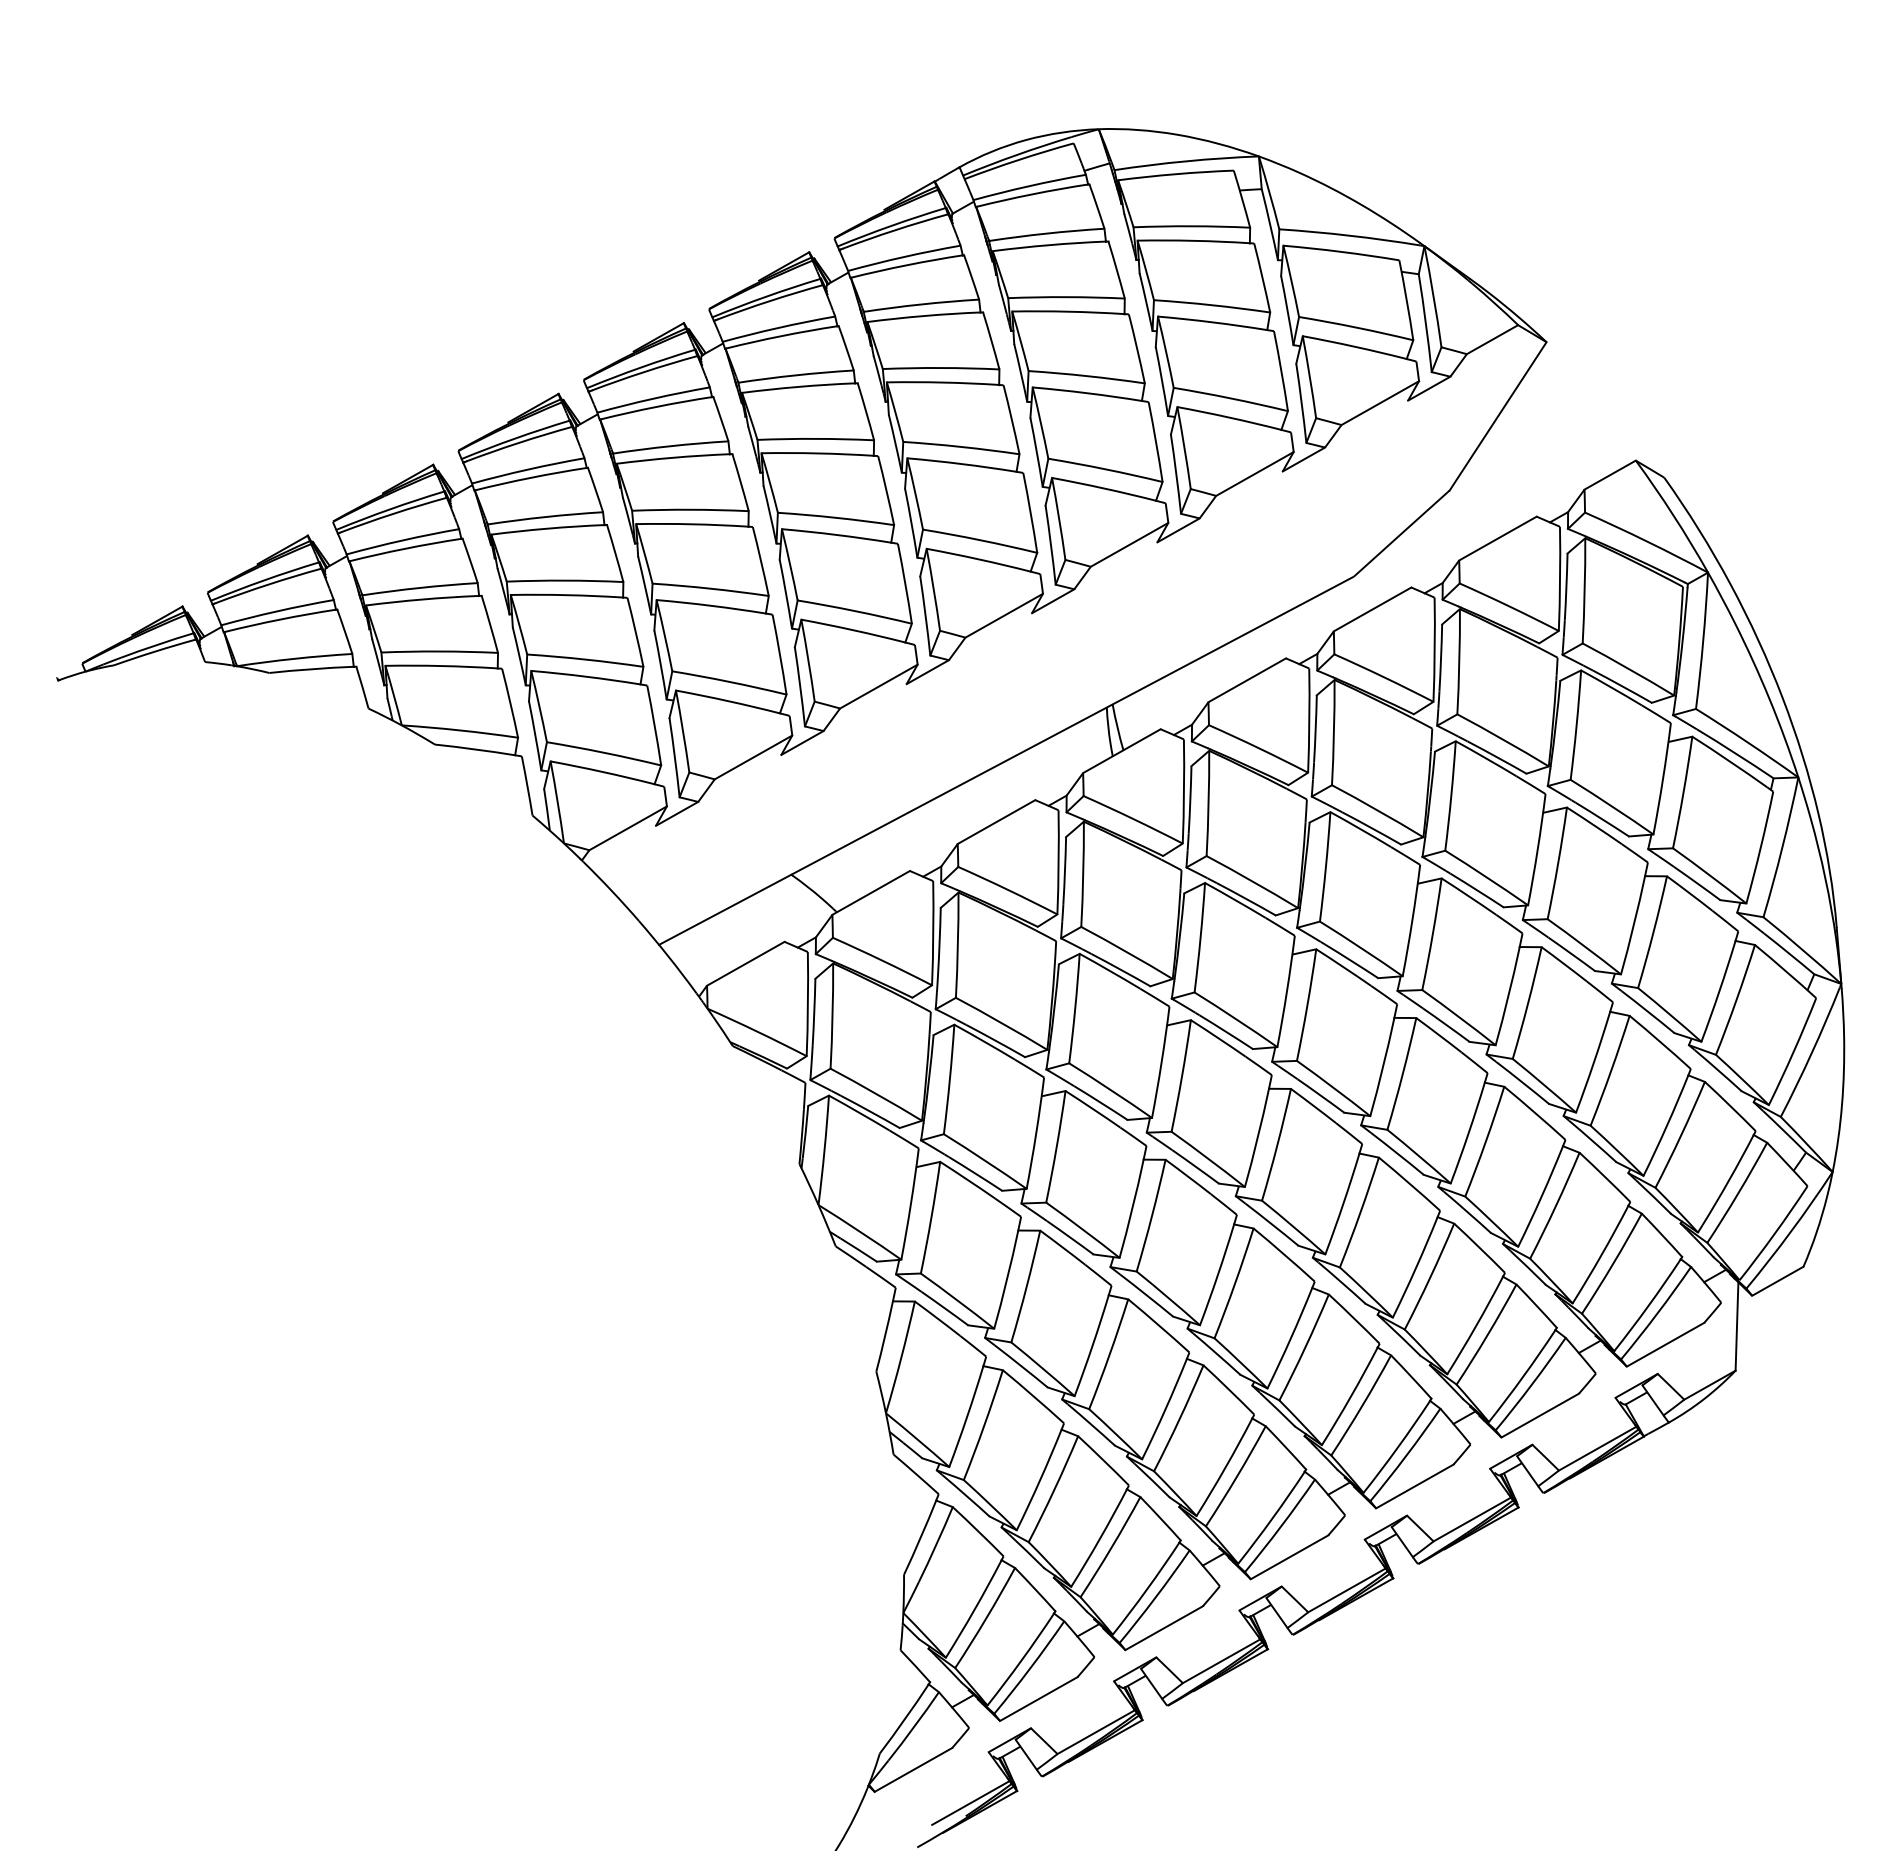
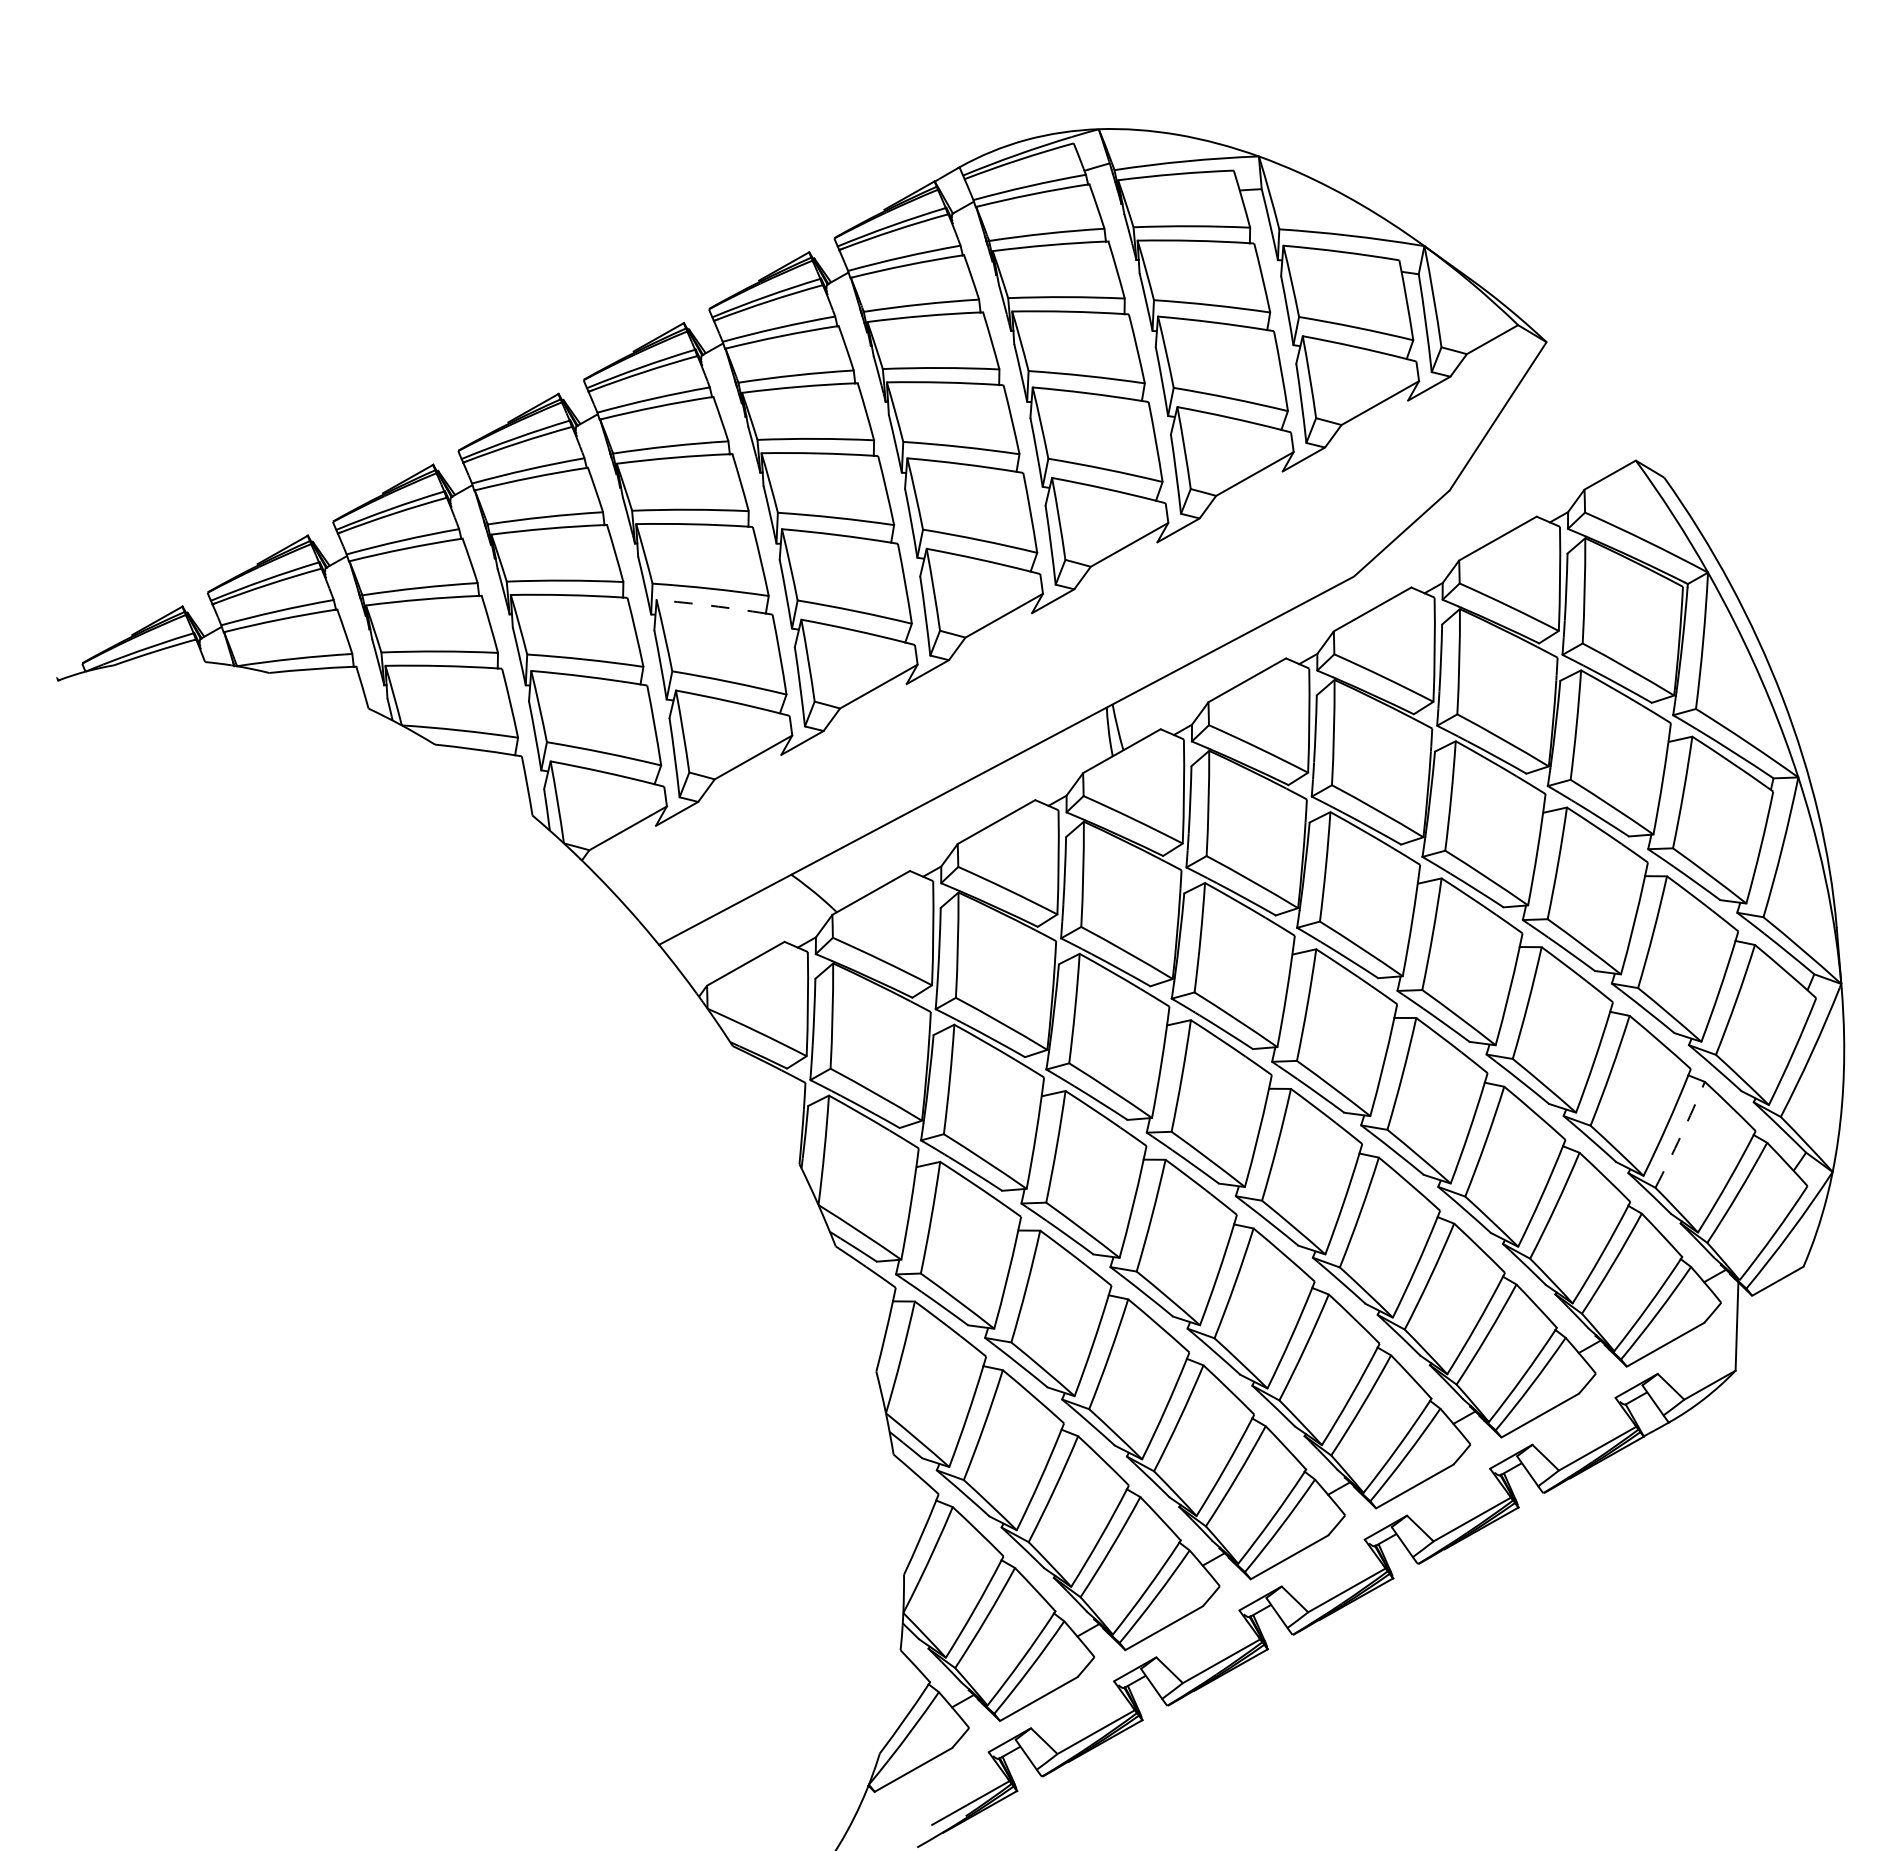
arc: solid -> dashed (711, 605)
arc: solid -> dashed (1681, 1135)
